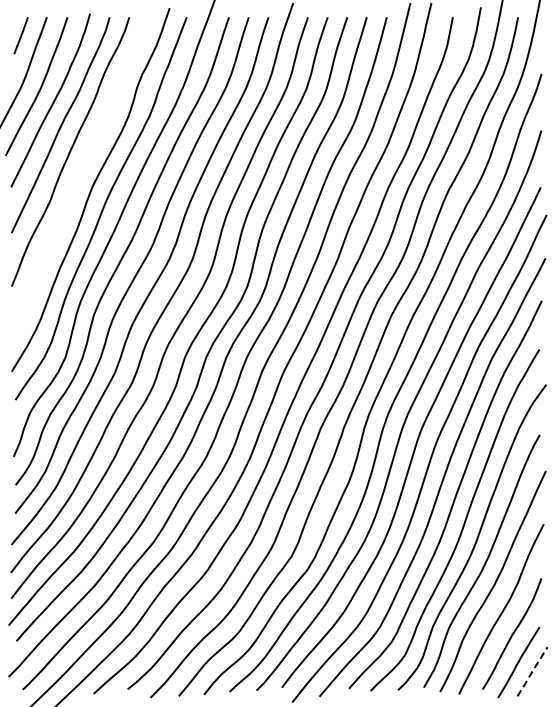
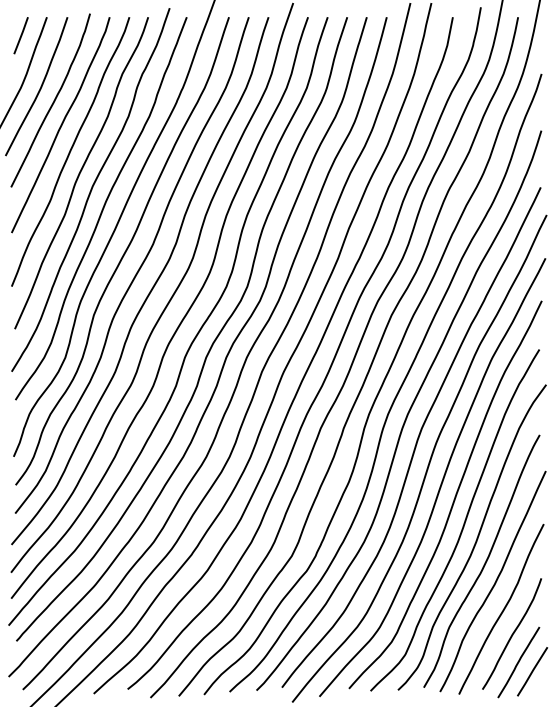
curve: none -> present (81, 172)
line: dashed -> solid (532, 671)
